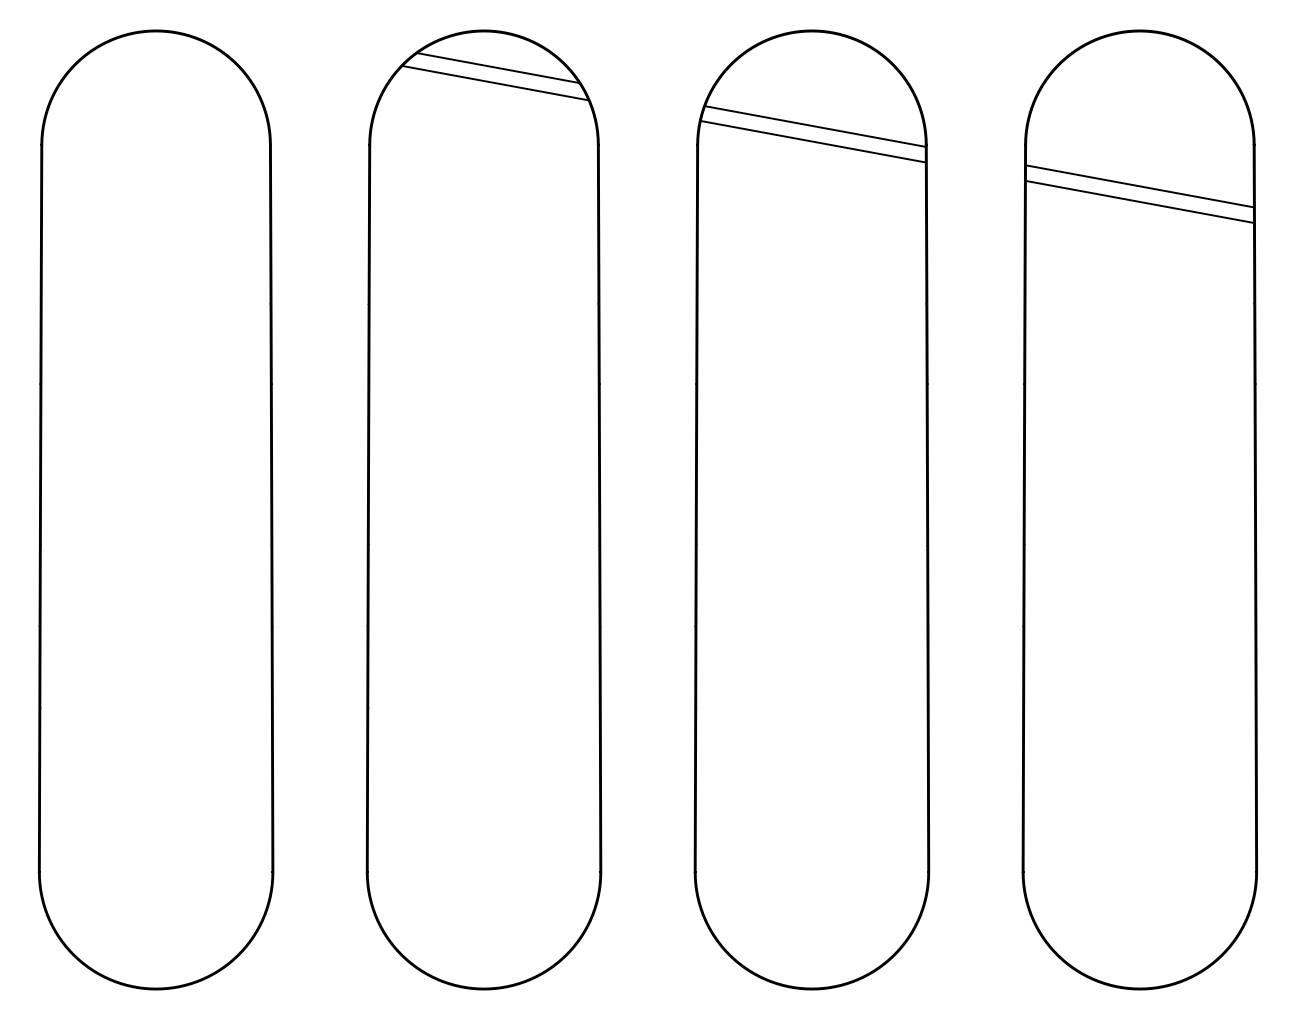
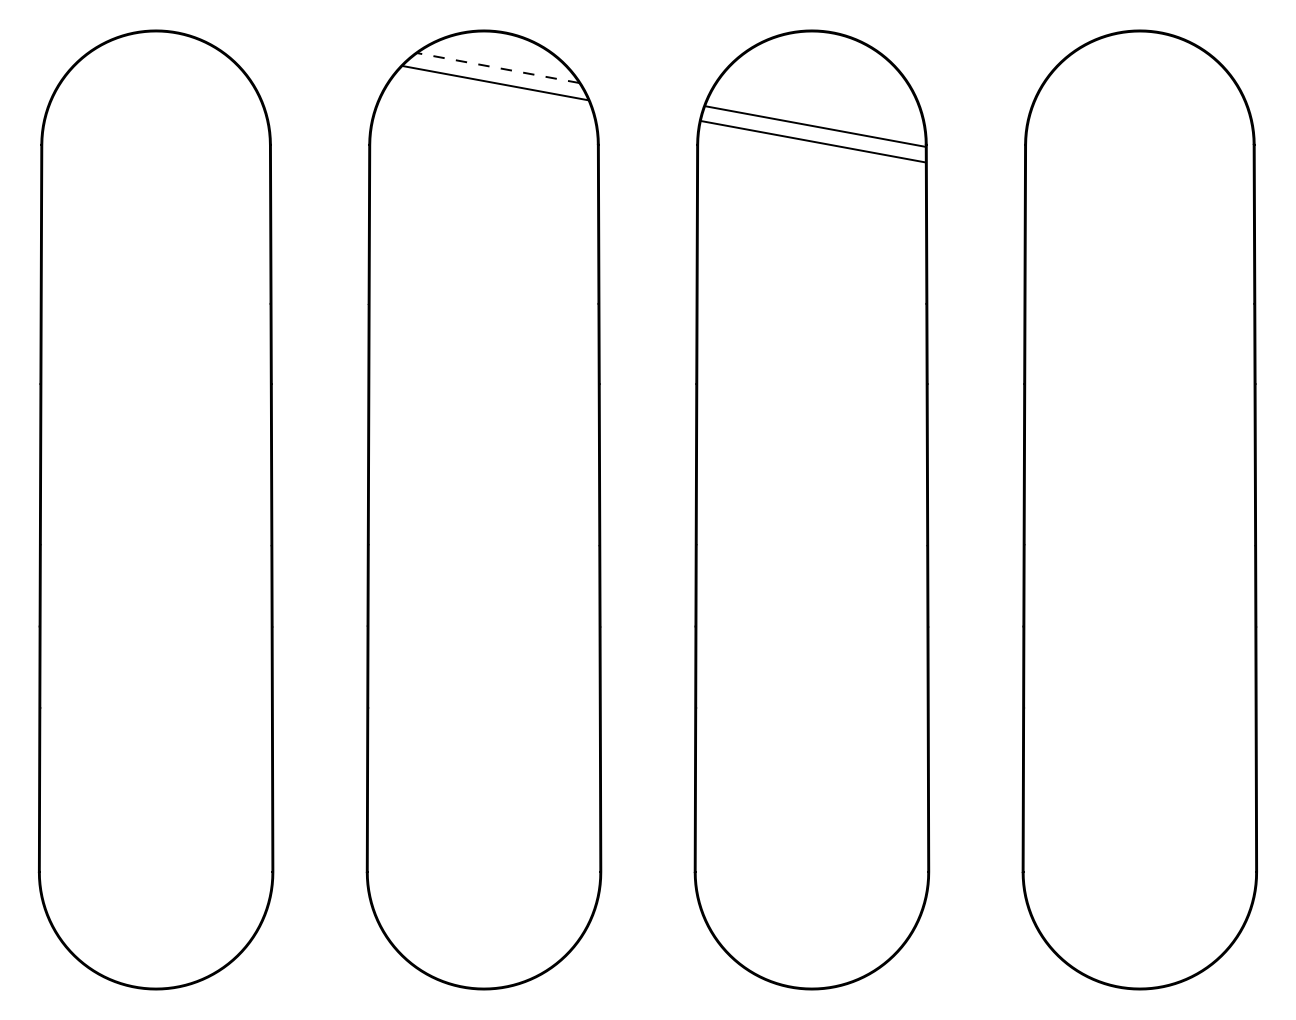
line: solid -> dashed (497, 67)
line: present -> none (1139, 186)
line: present -> none (1139, 201)
